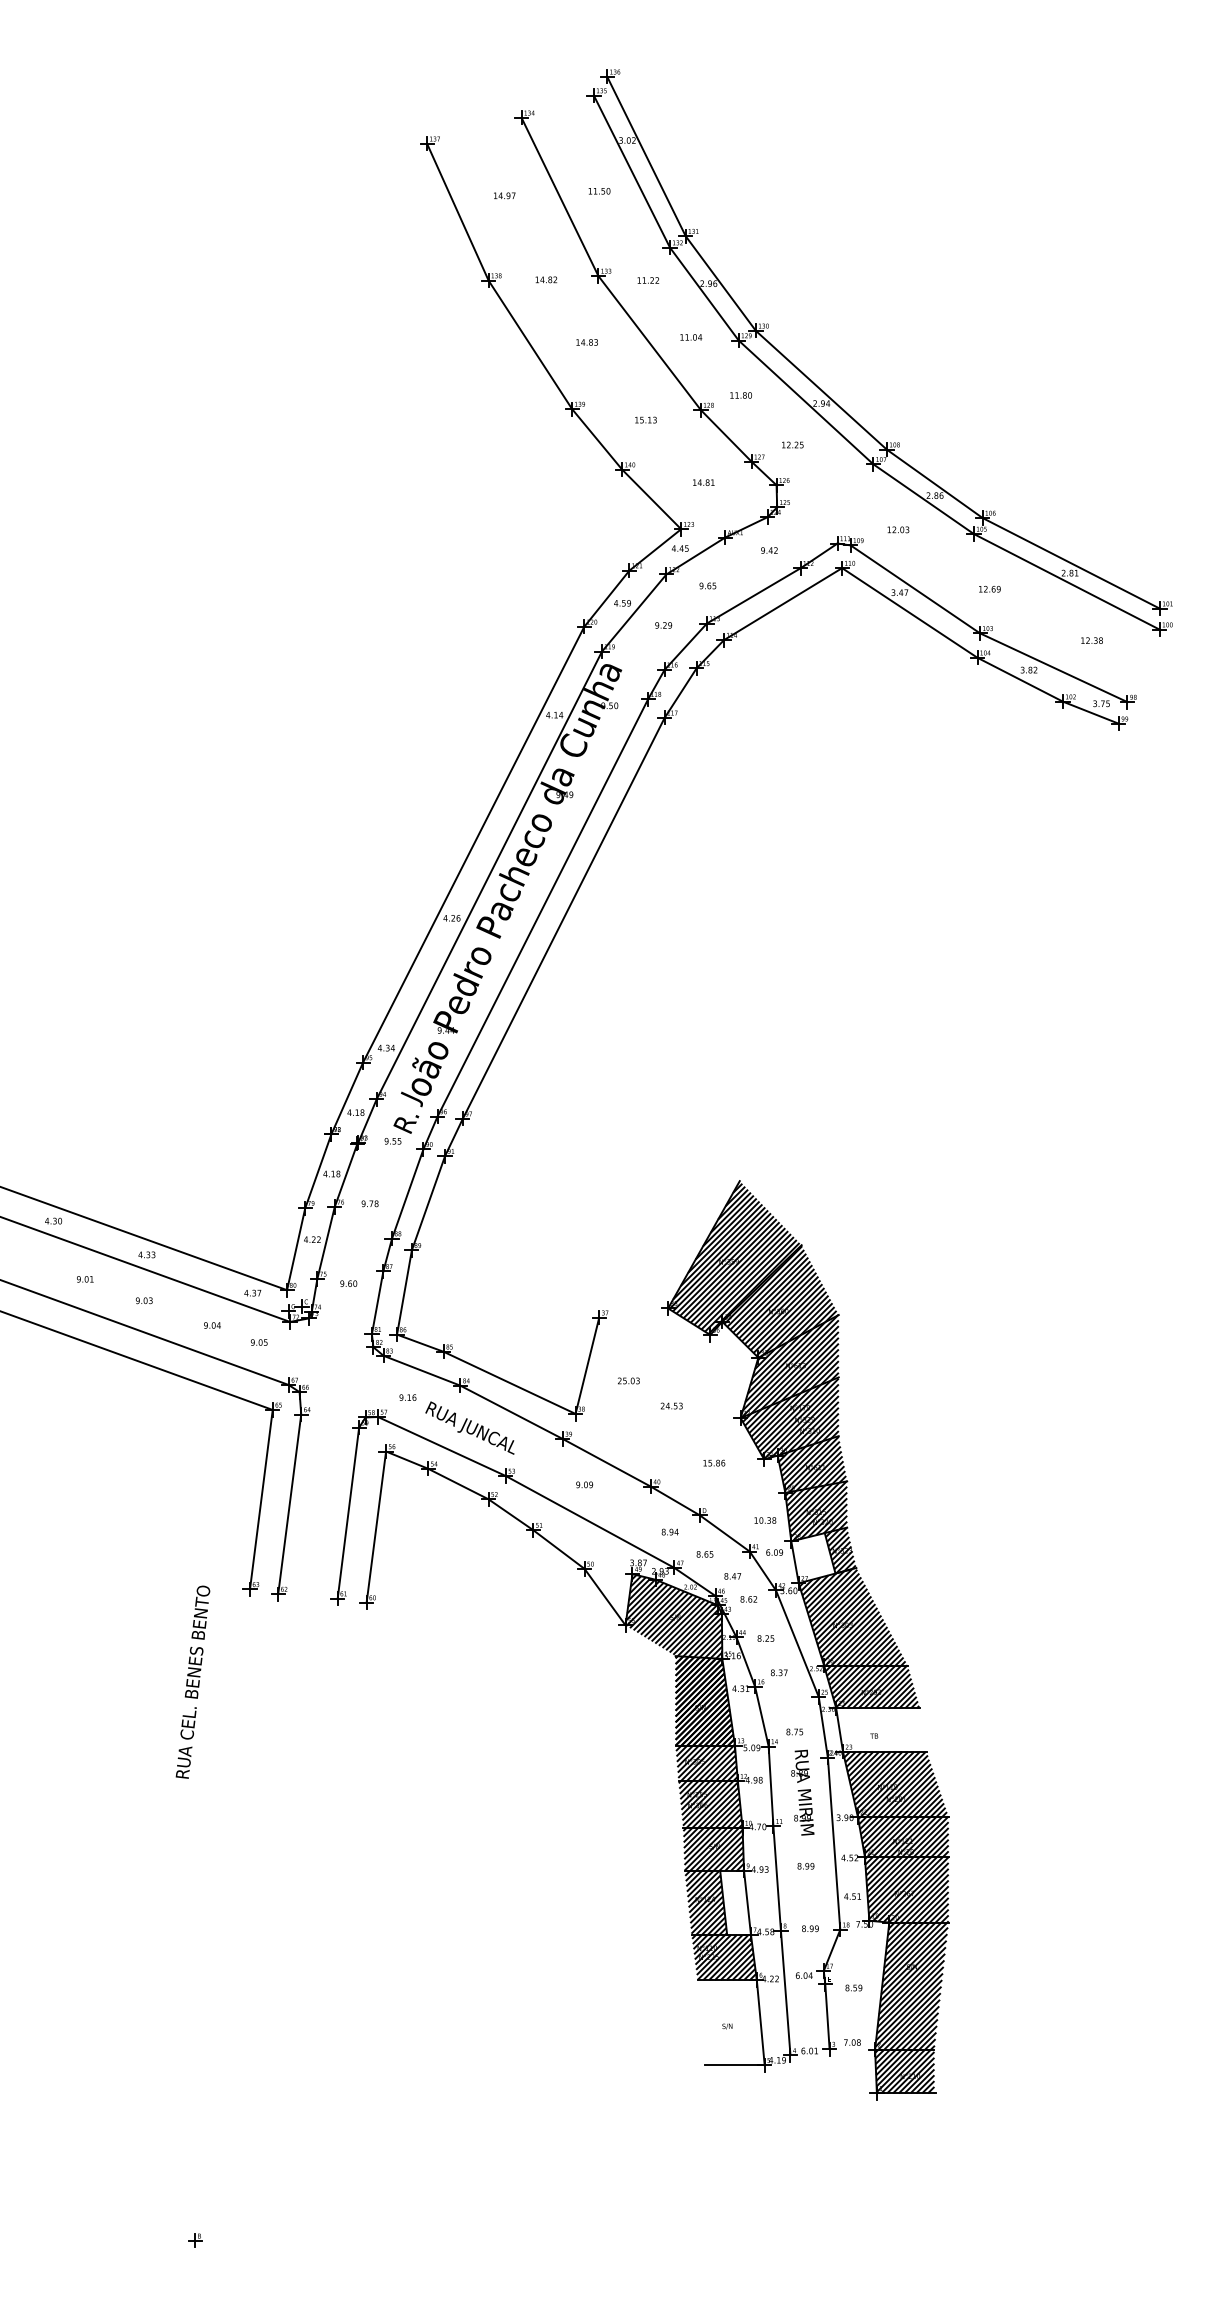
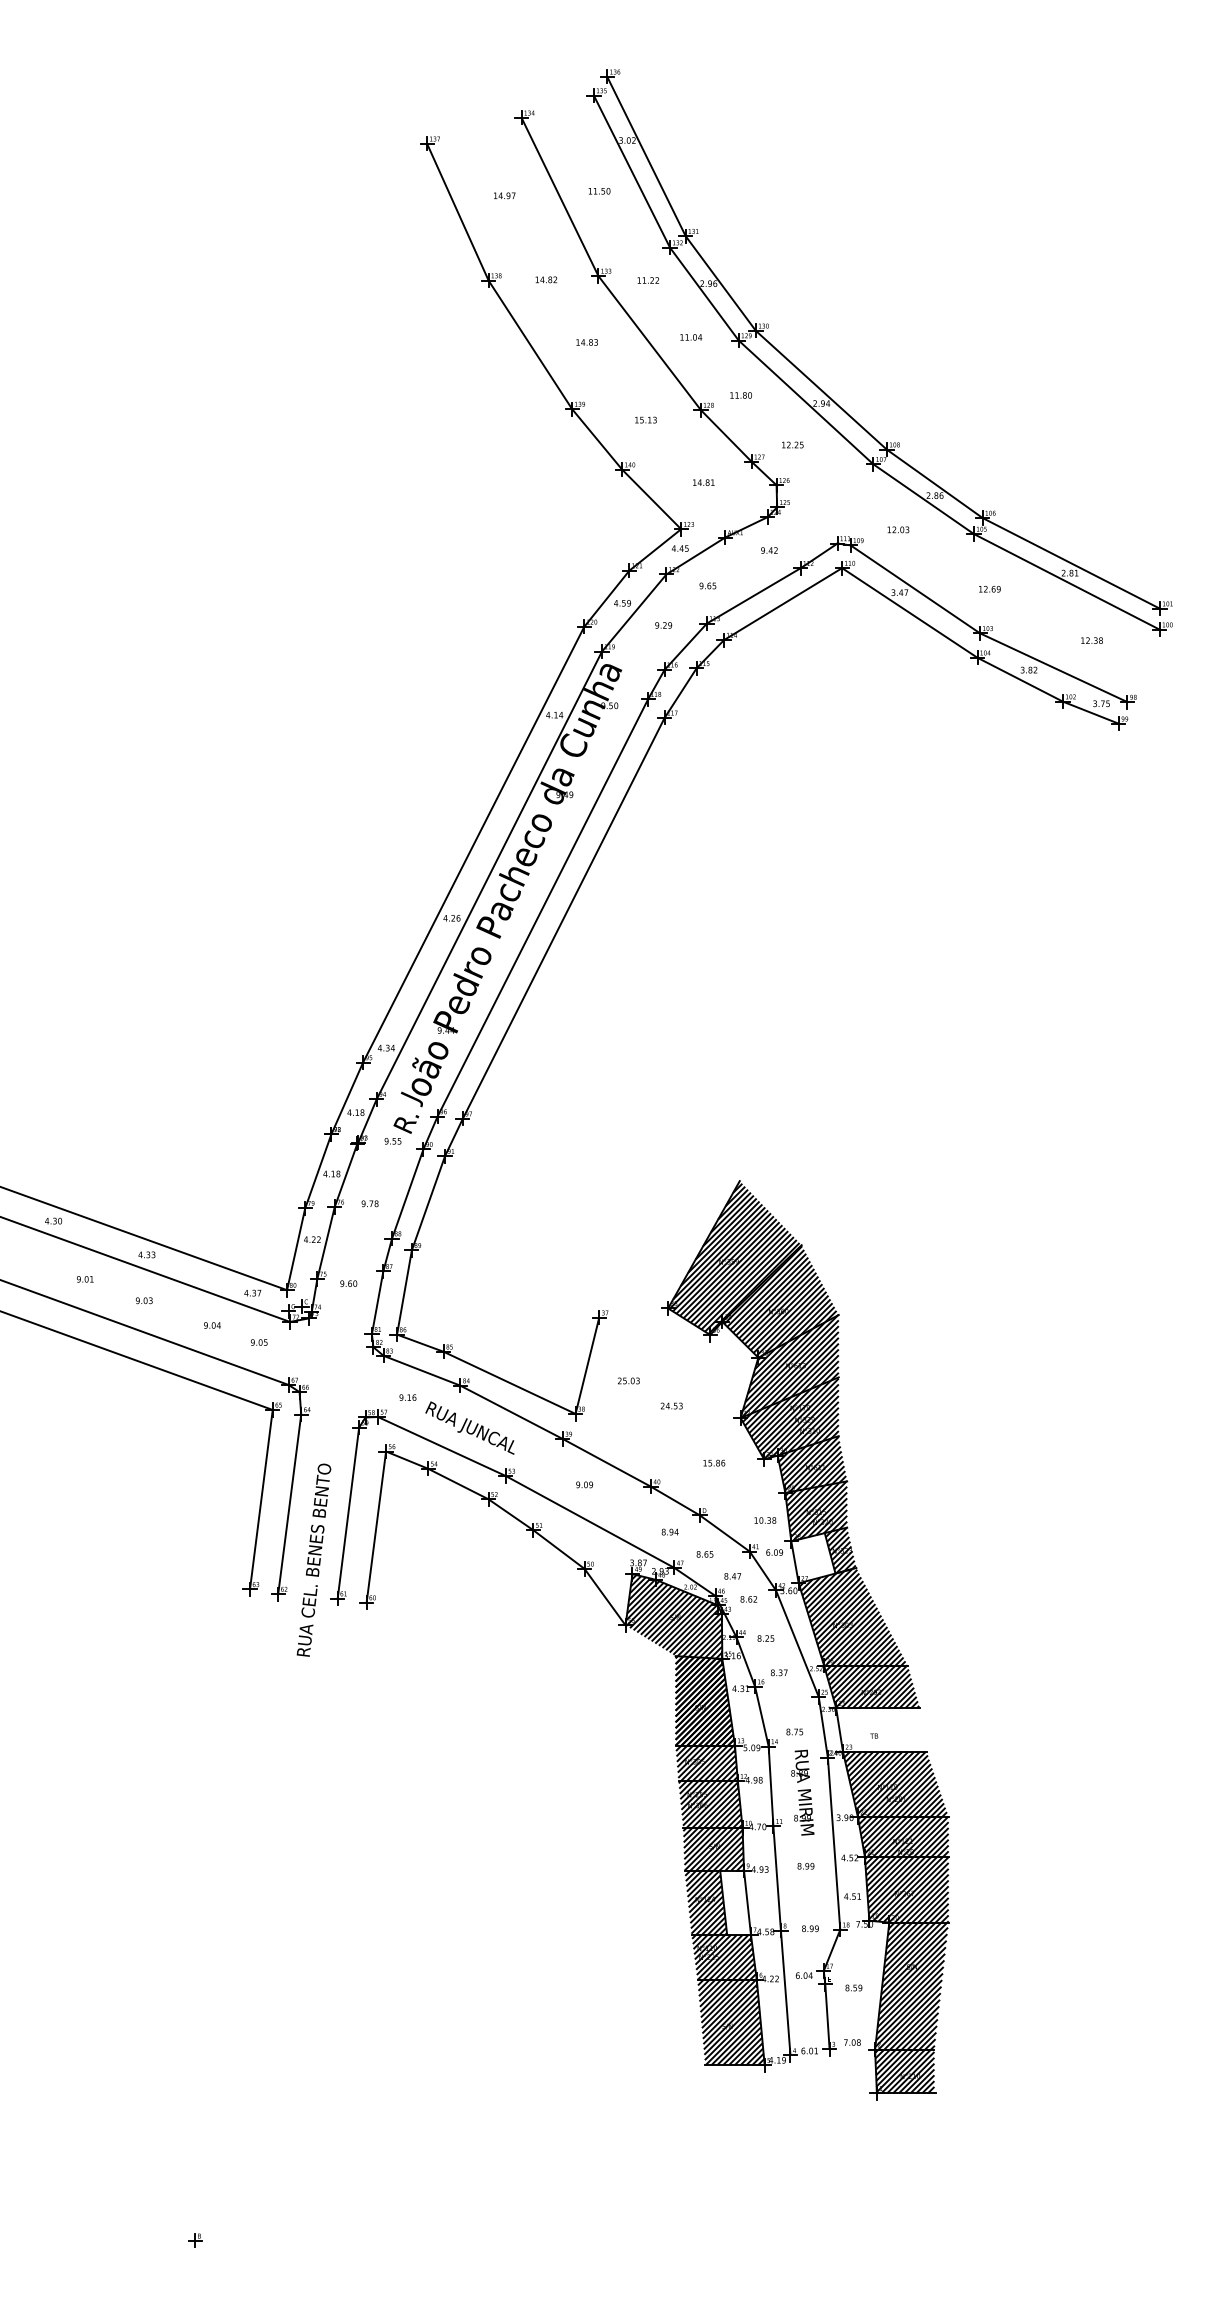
text position: (192, 1681) -> (313, 1559) (313, 1559)
hatch: none -> present (730, 2022)
